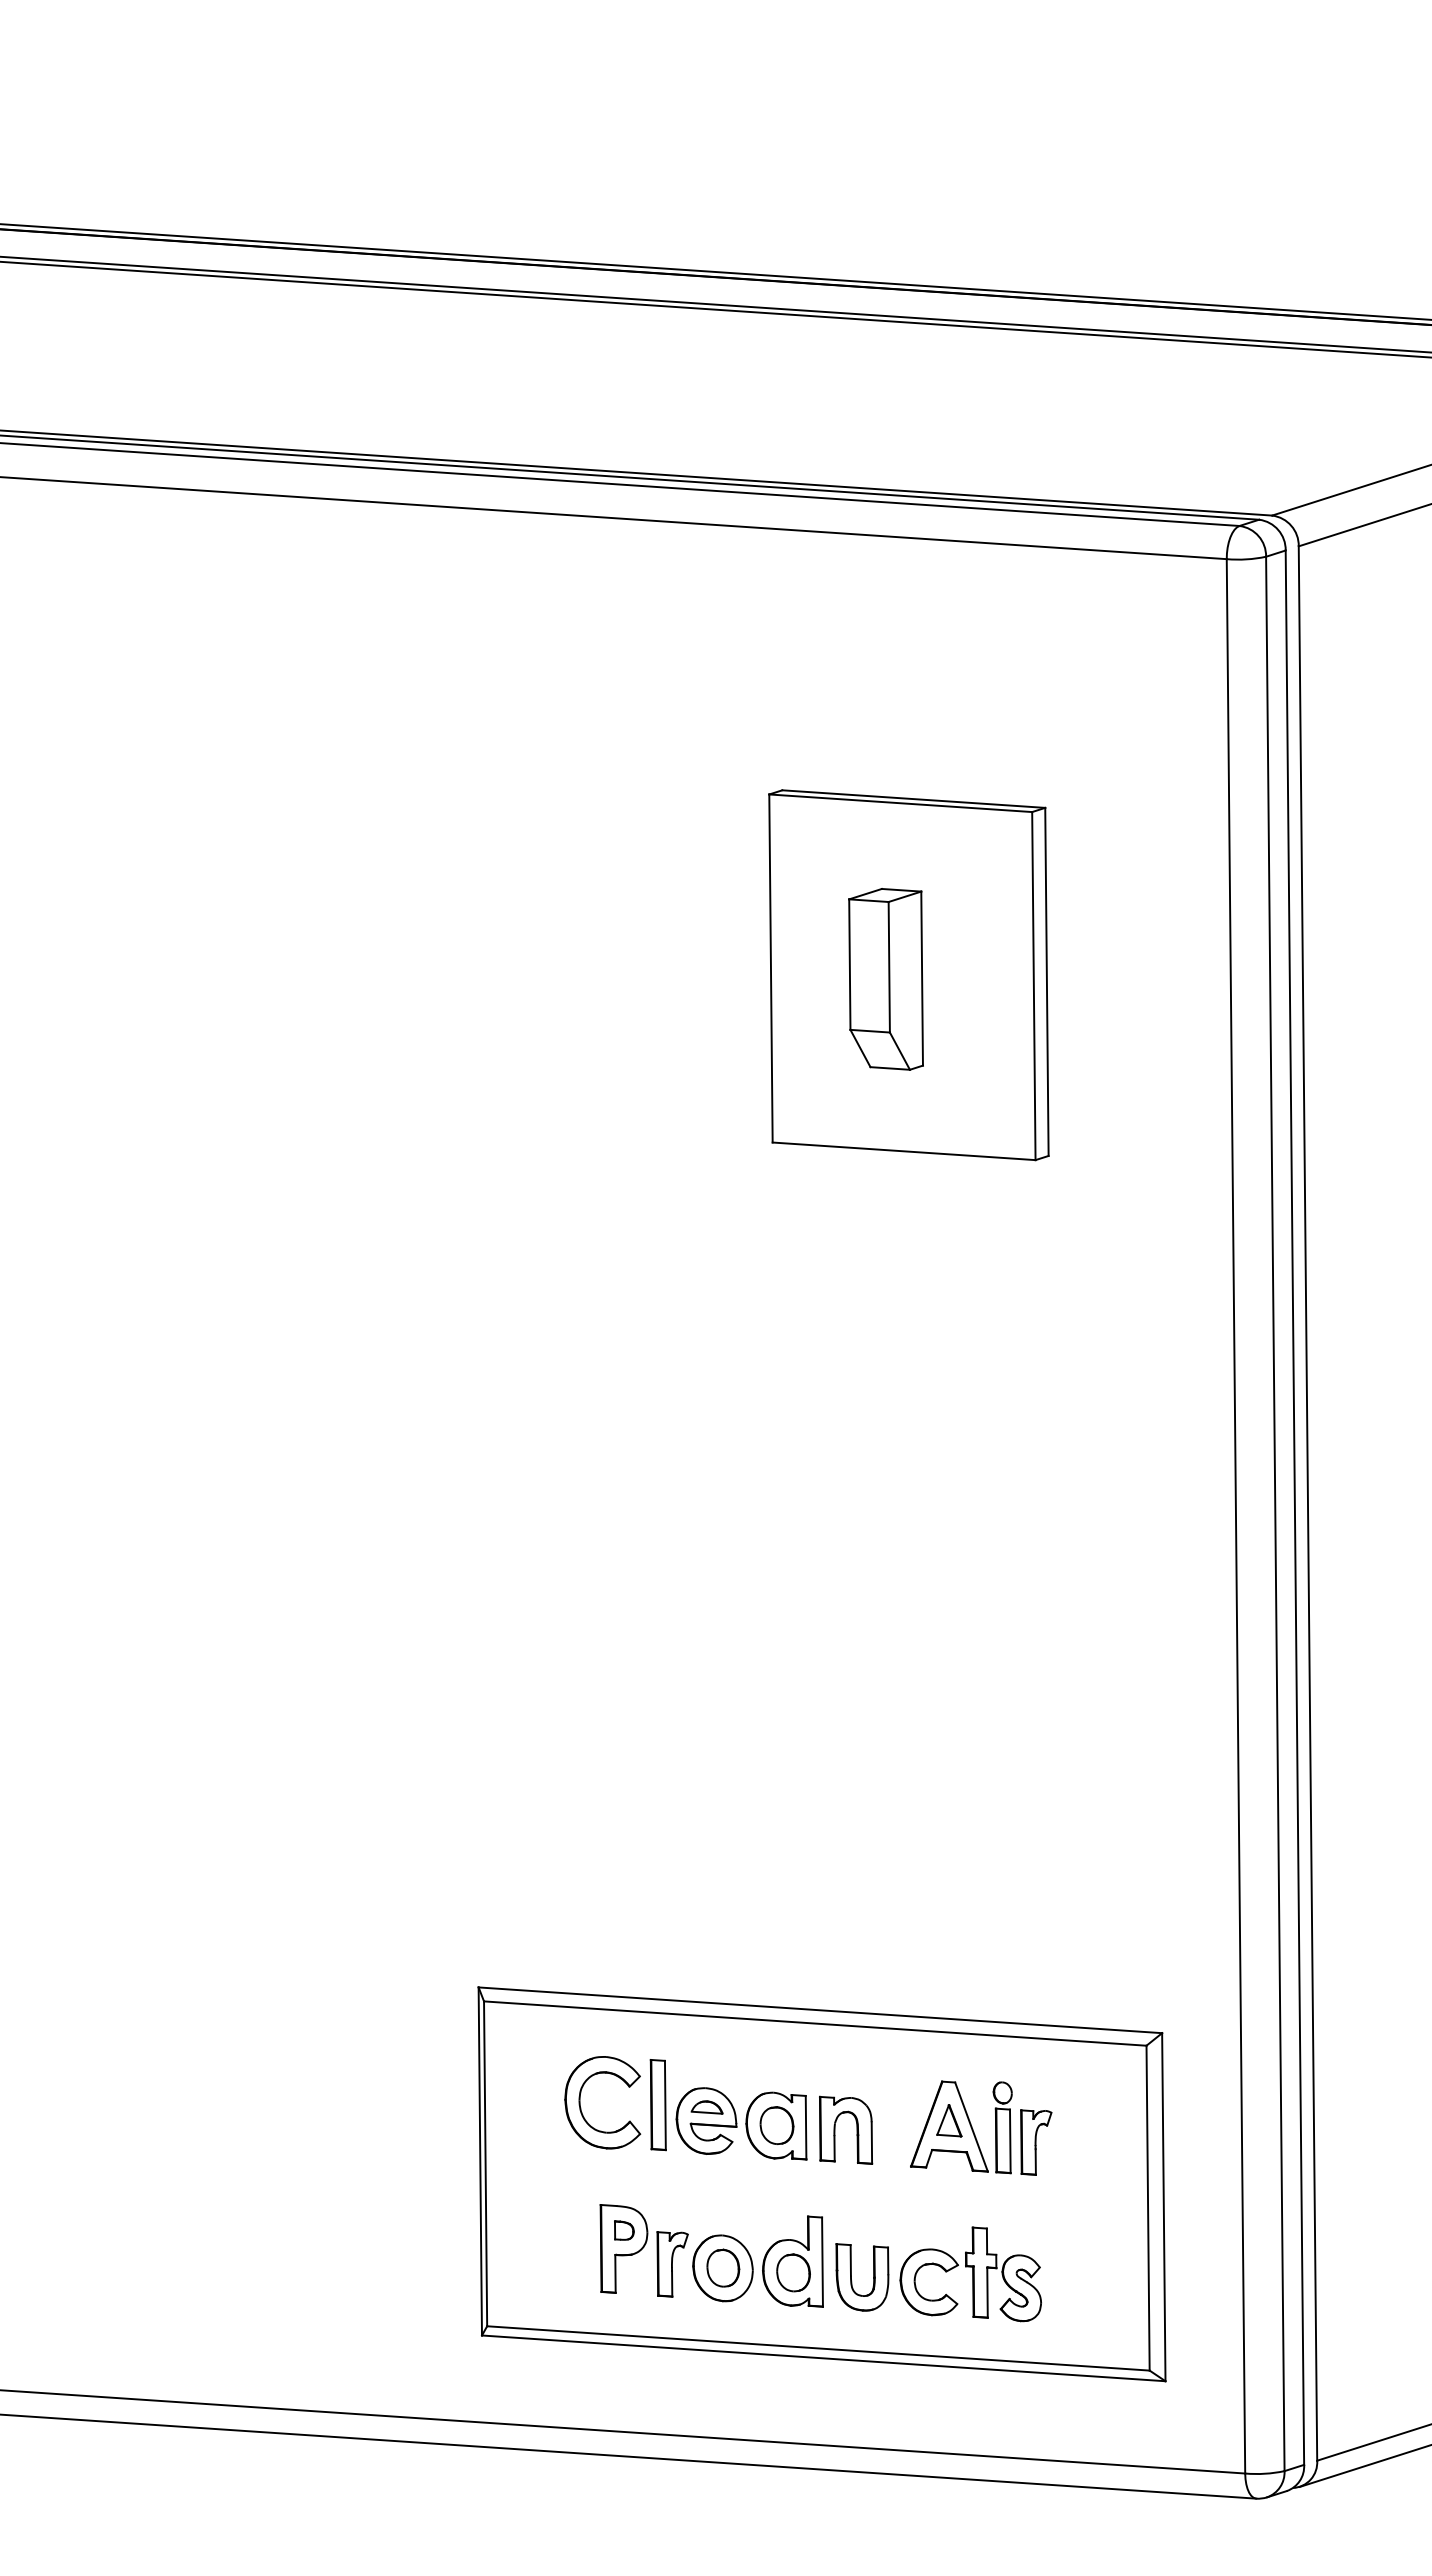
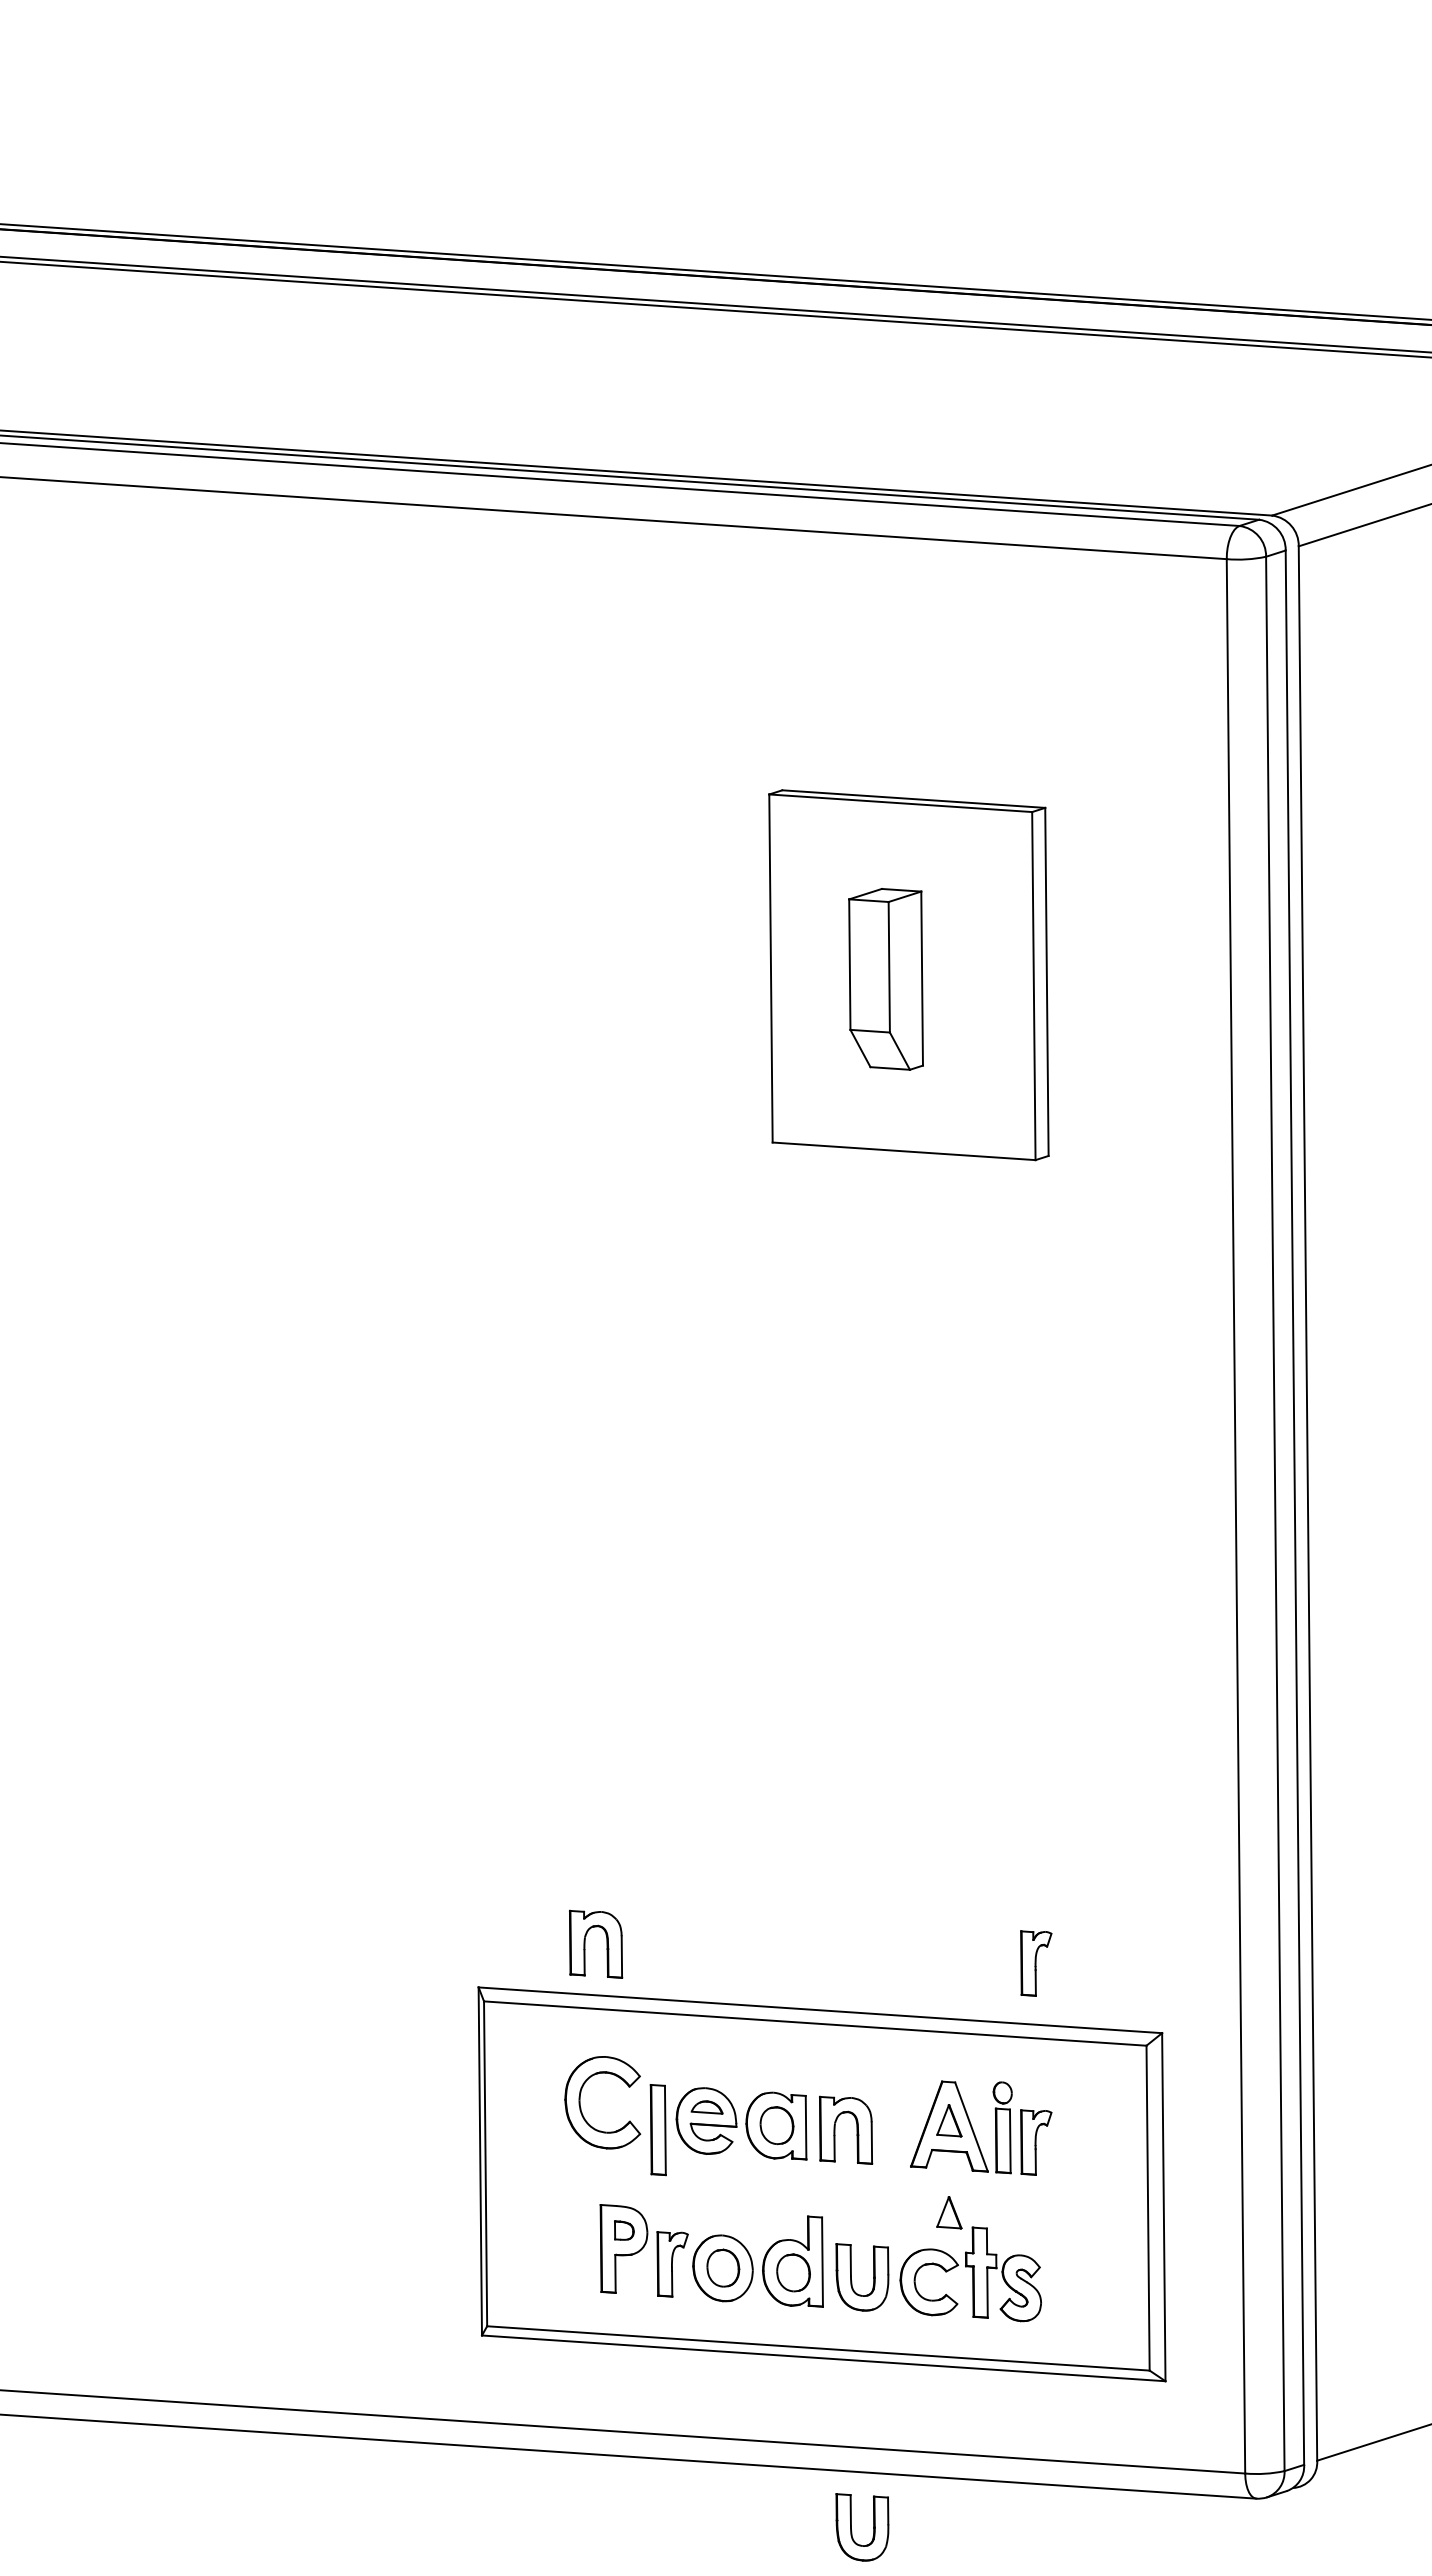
part: none -> present (606, 1943)
part: none -> present (1036, 1963)
part position: (657, 2105) -> (657, 2130) (657, 2130)
part: none -> present (949, 2212)
line: present -> none (1363, 2465)
part: none -> present (852, 2531)
